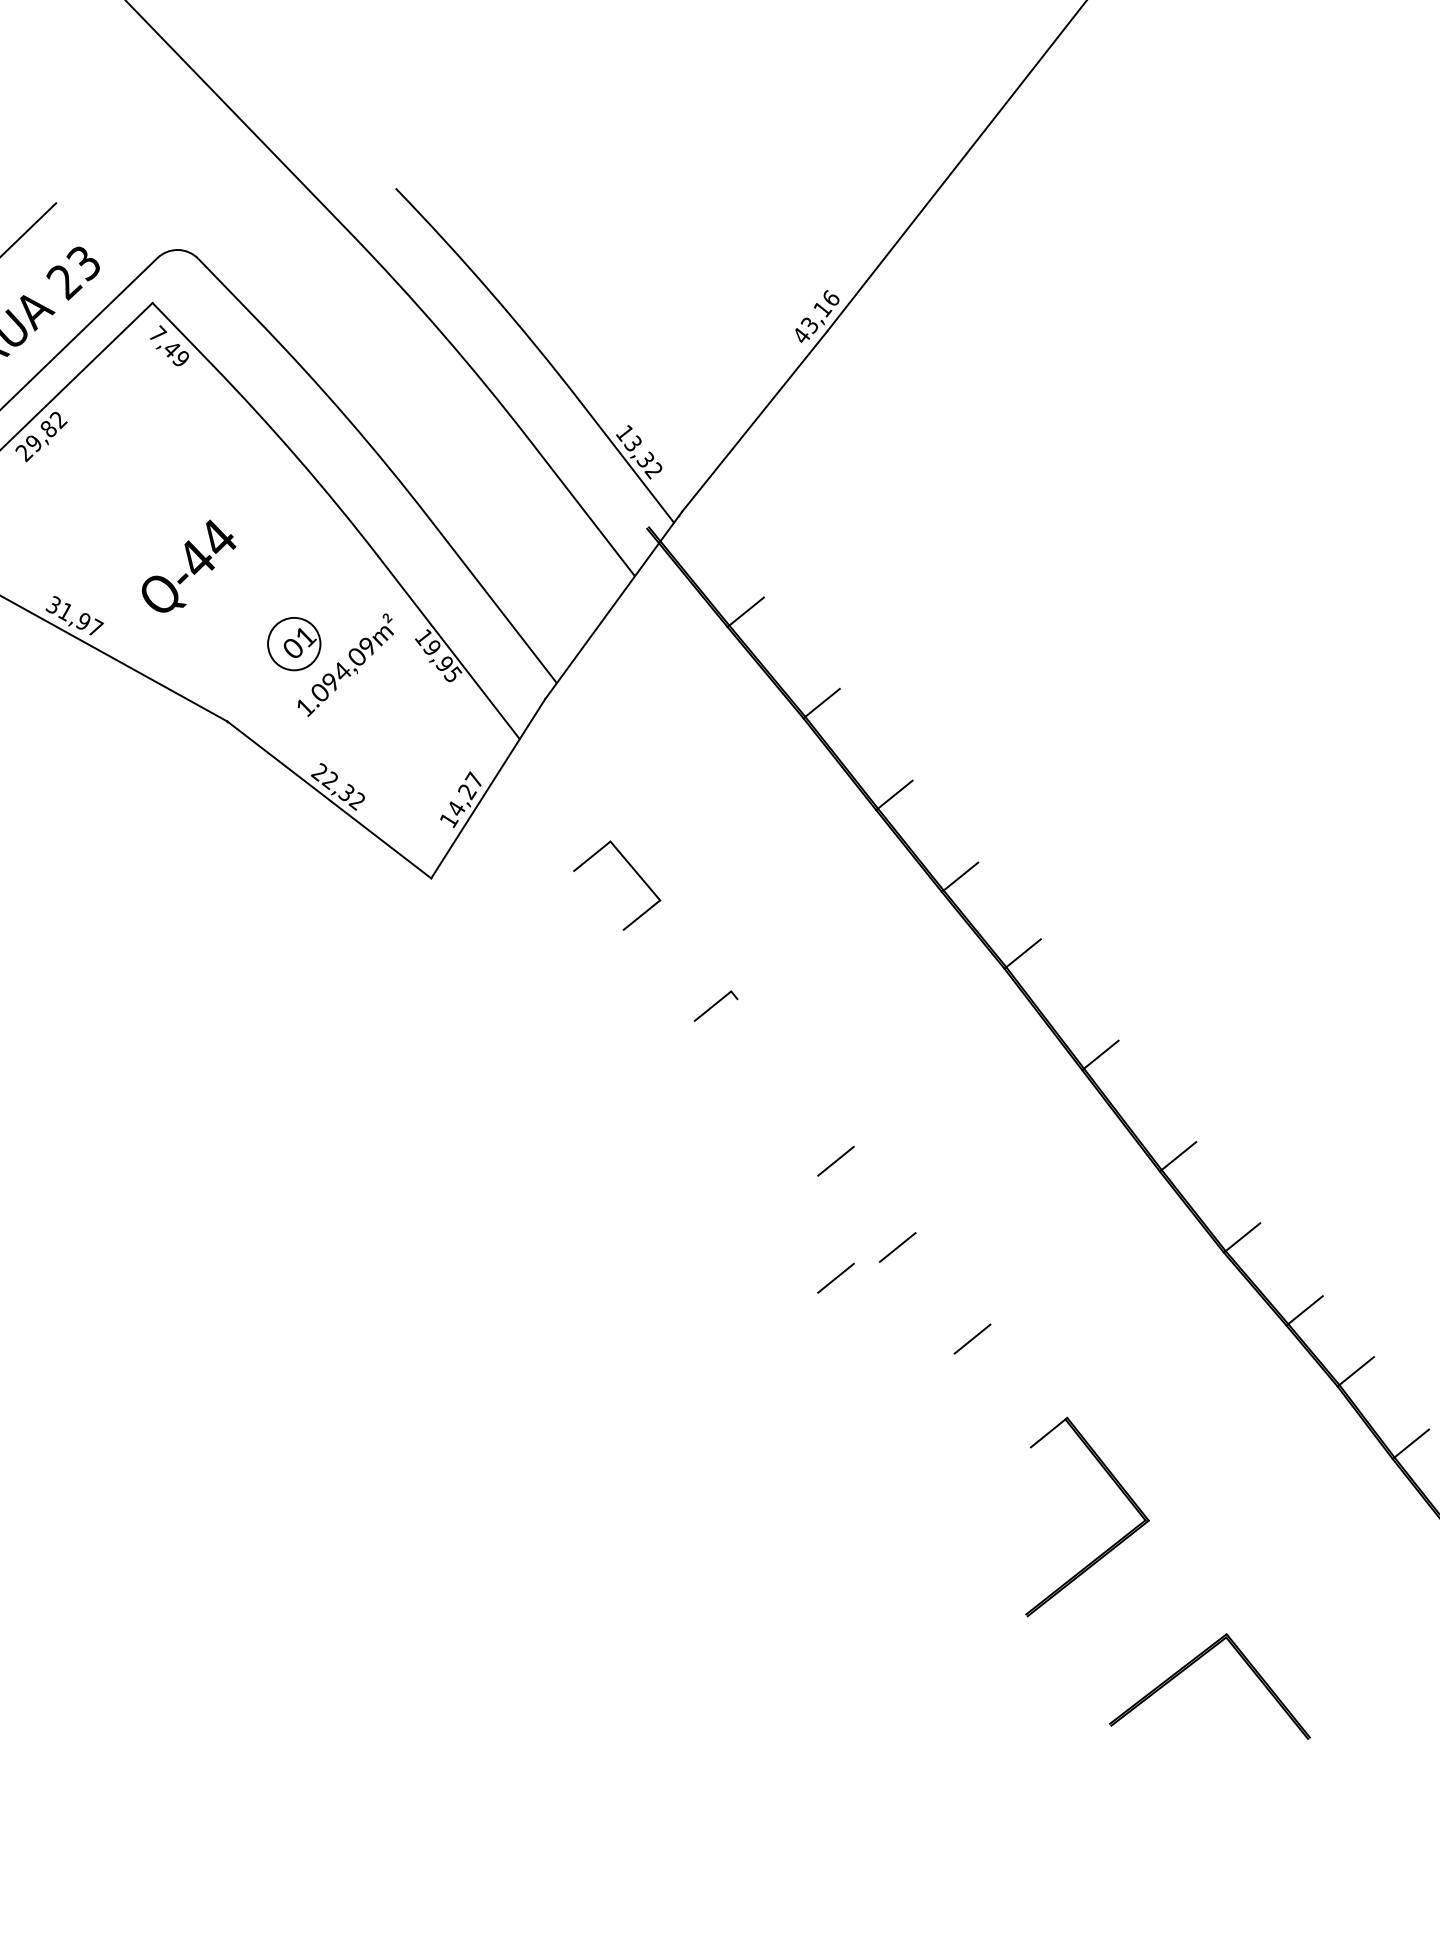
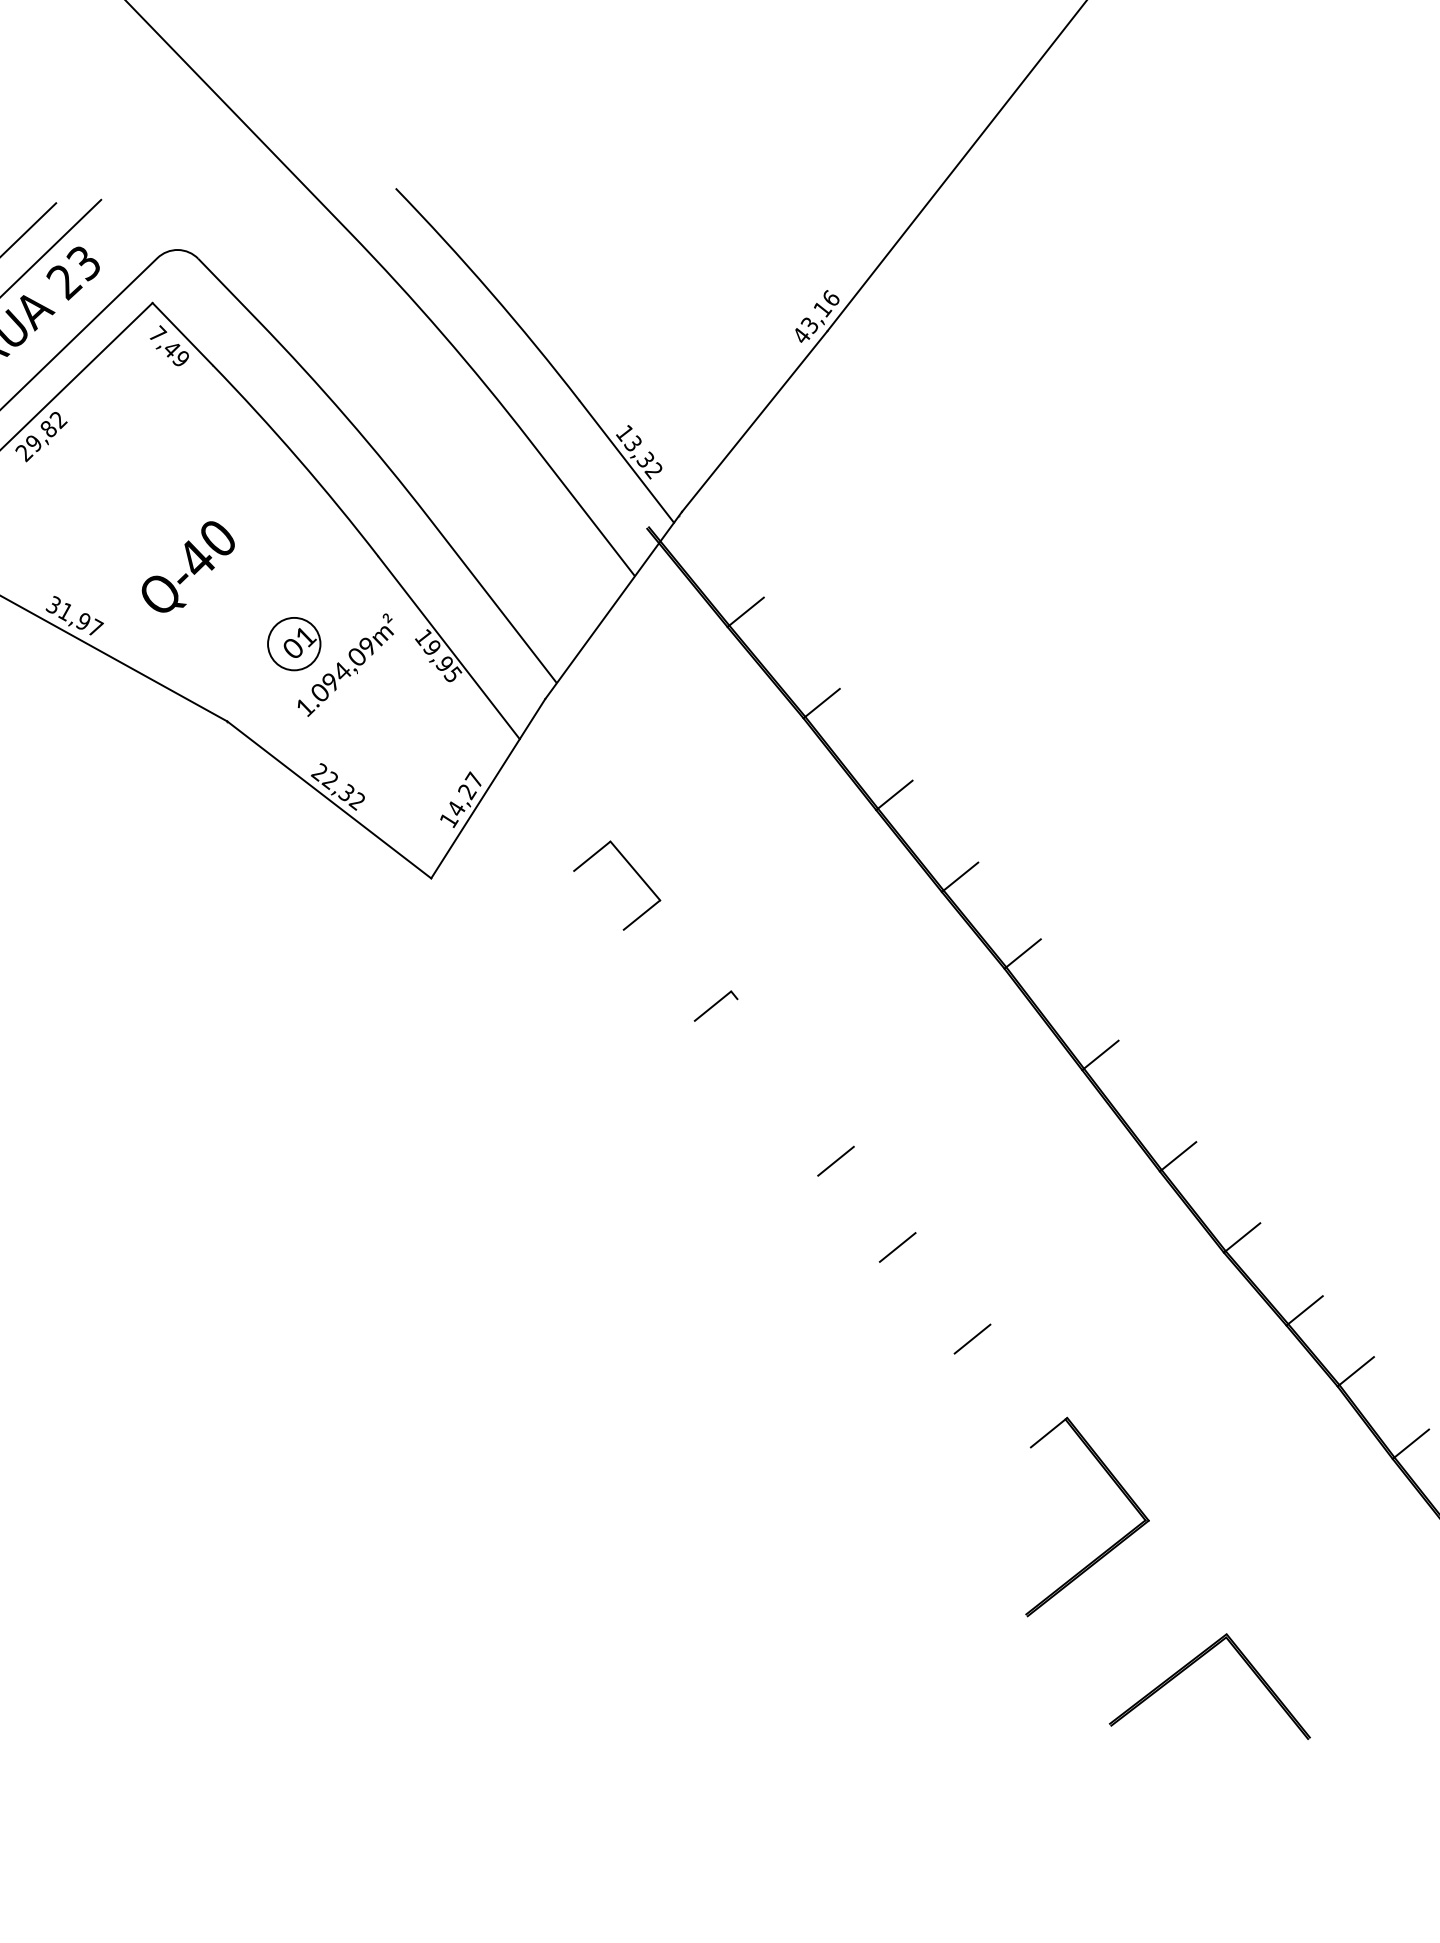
line: none -> present (51, 247)
text: Q-44 -> Q-40 (218, 537)
line: present -> none (835, 1277)
